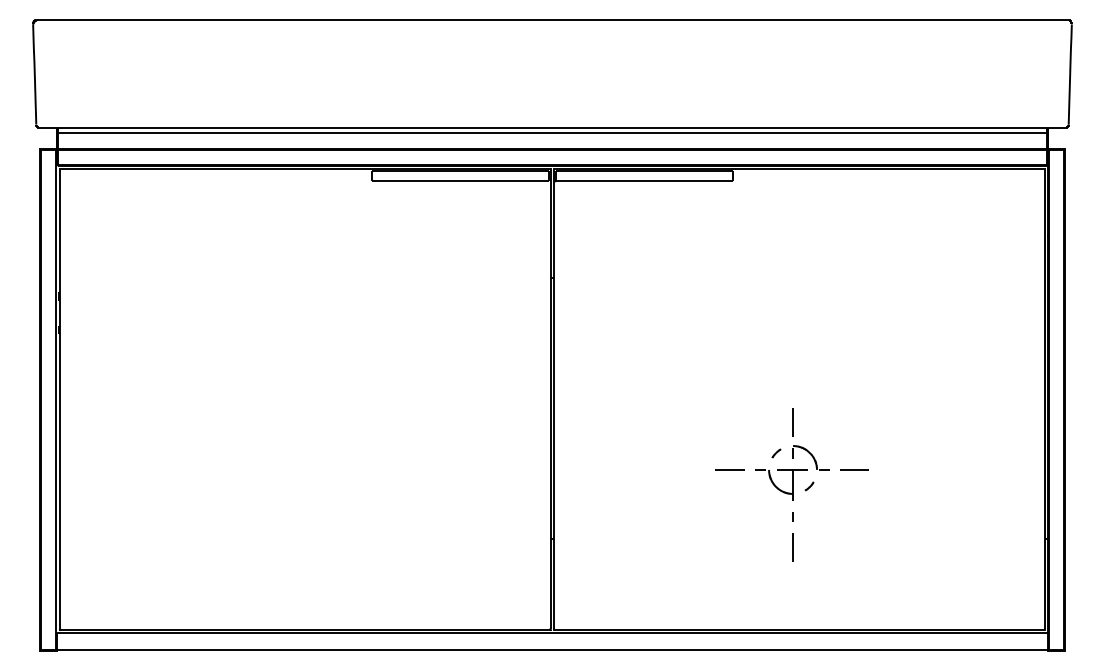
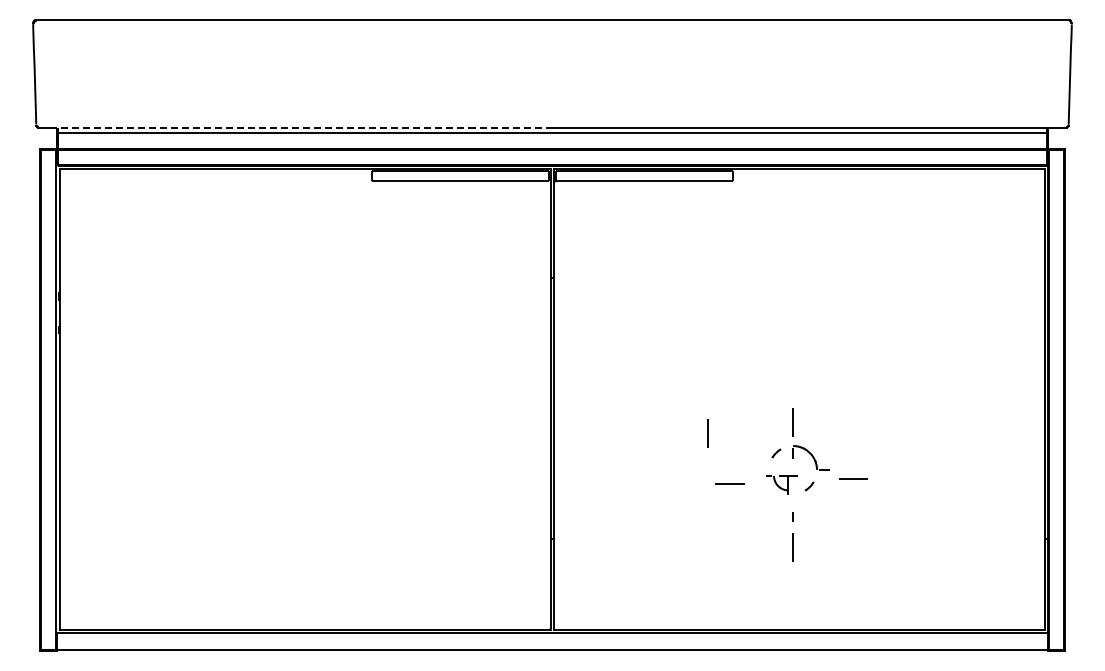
line: solid -> dashed (301, 127)
line: none -> present (707, 433)
line position: (729, 469) -> (729, 483) (729, 483)
line position: (854, 469) -> (853, 478) (853, 478)
part size: 53x32 px -> 32x20 px (781, 484)
